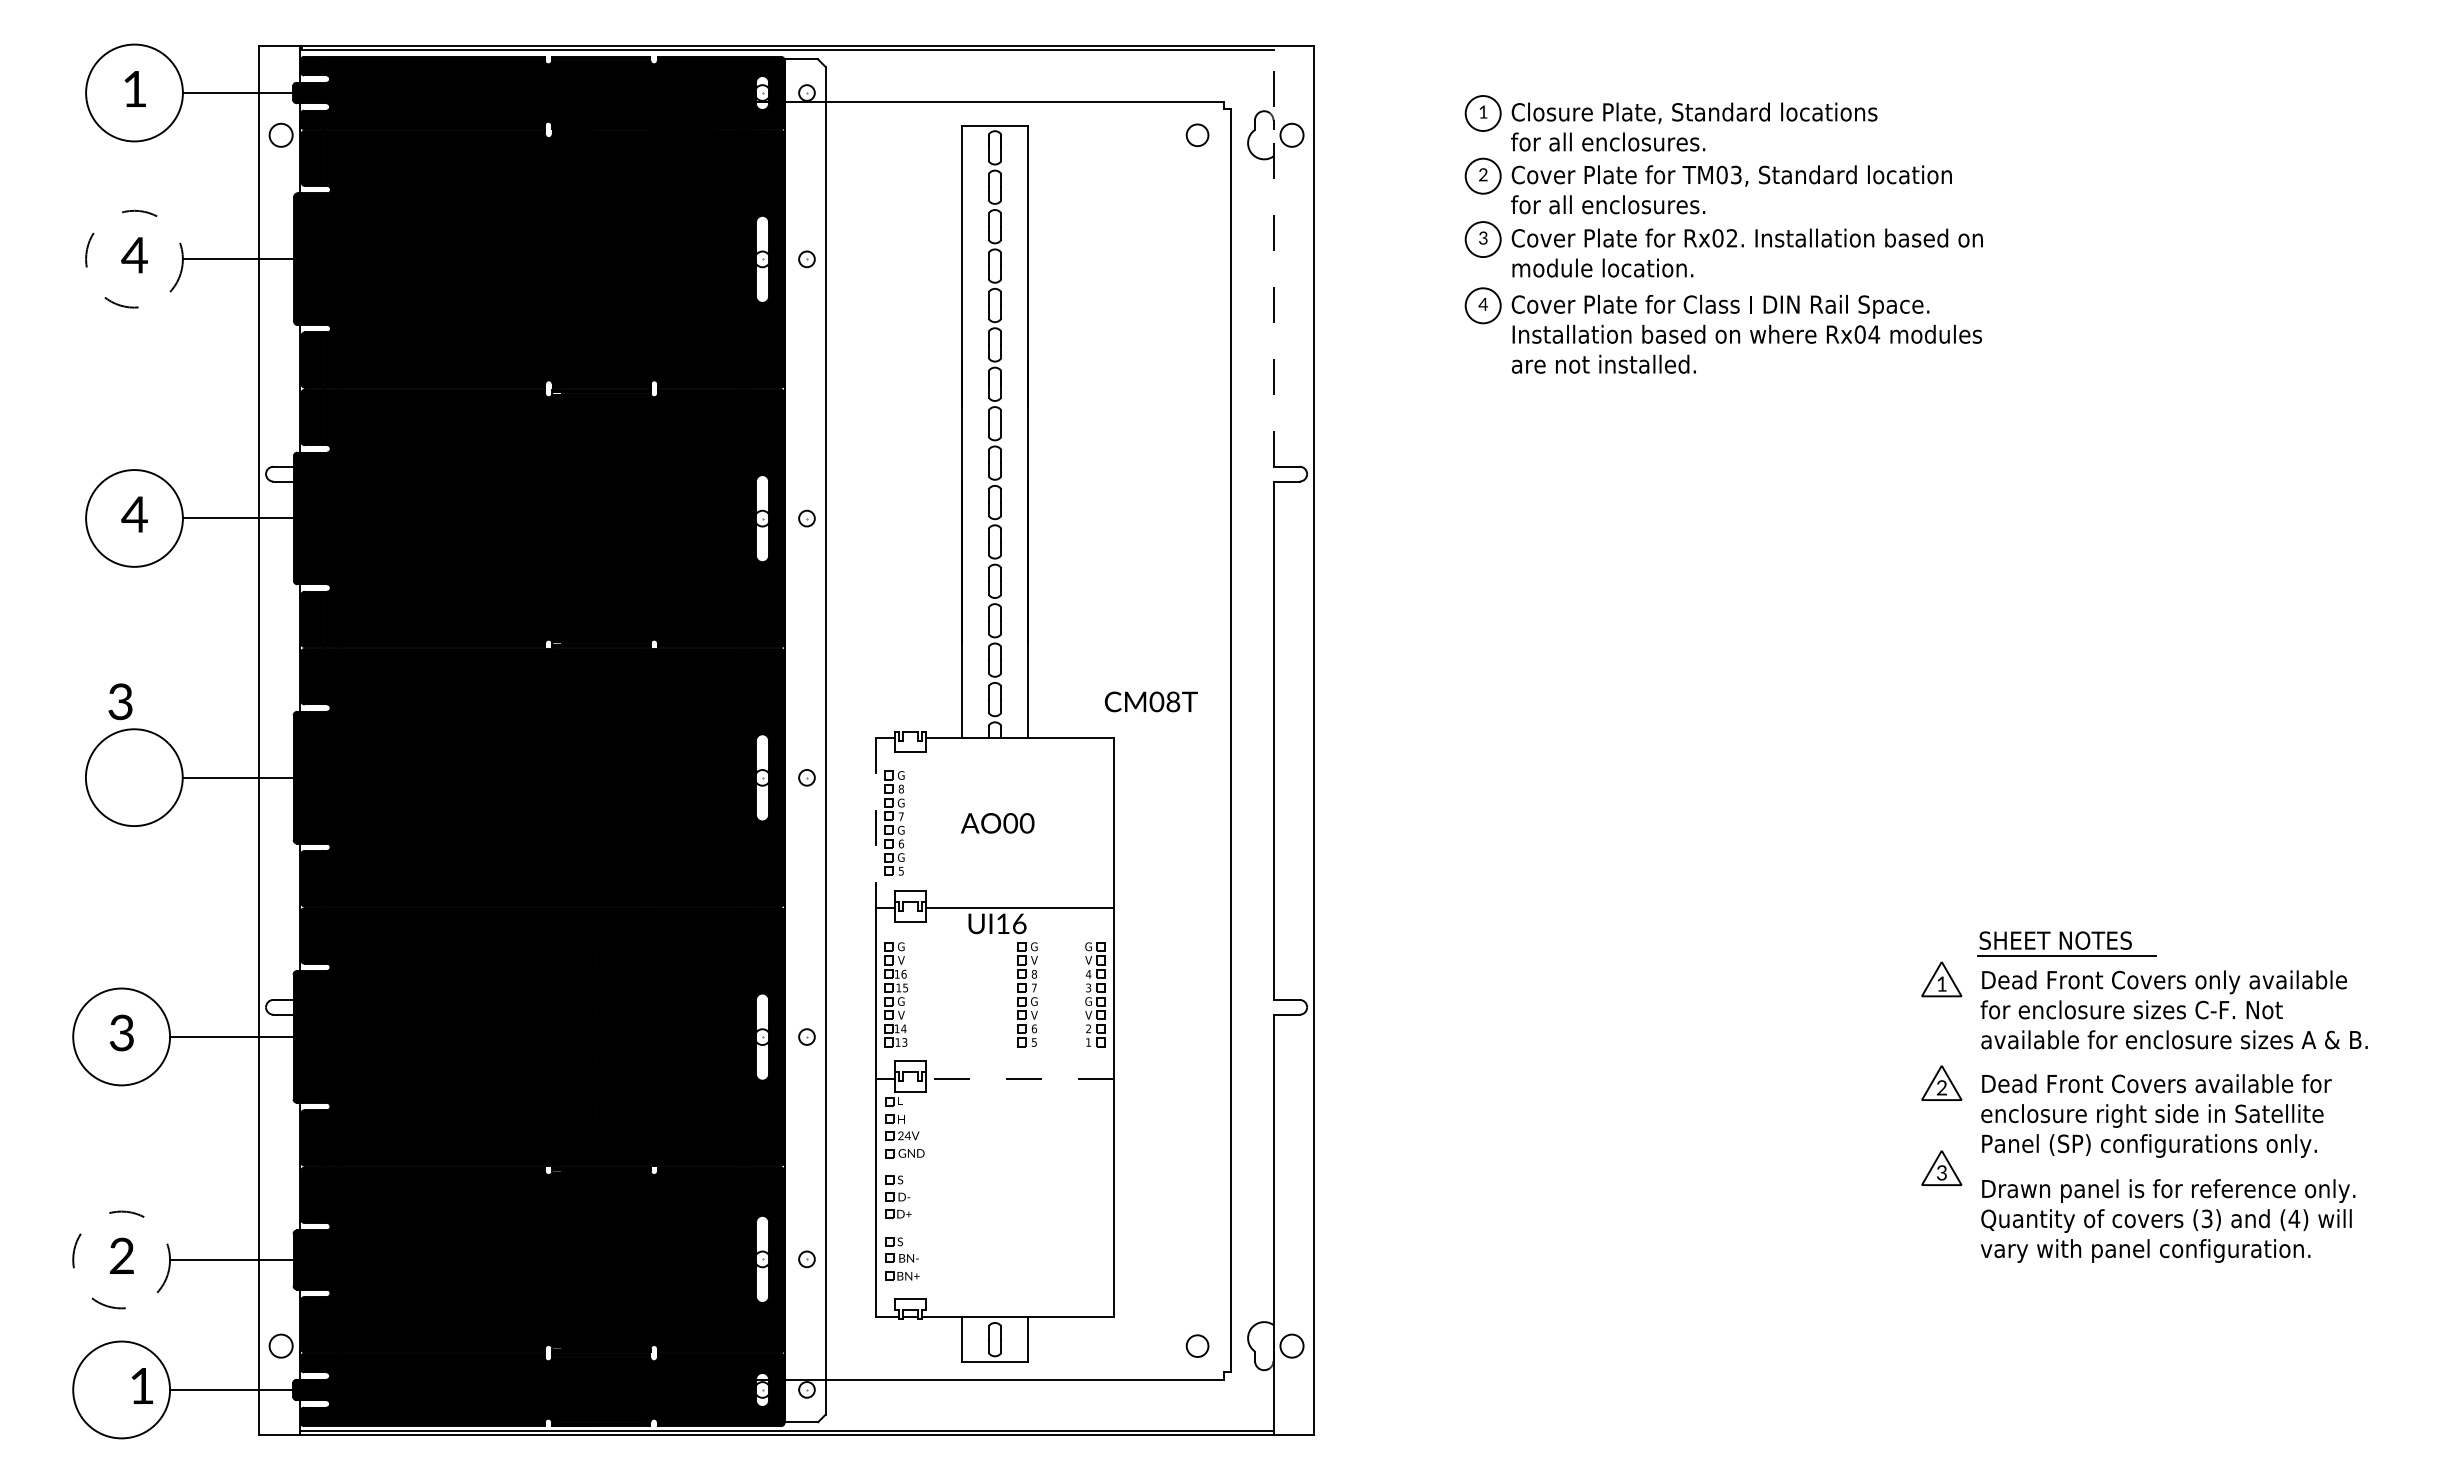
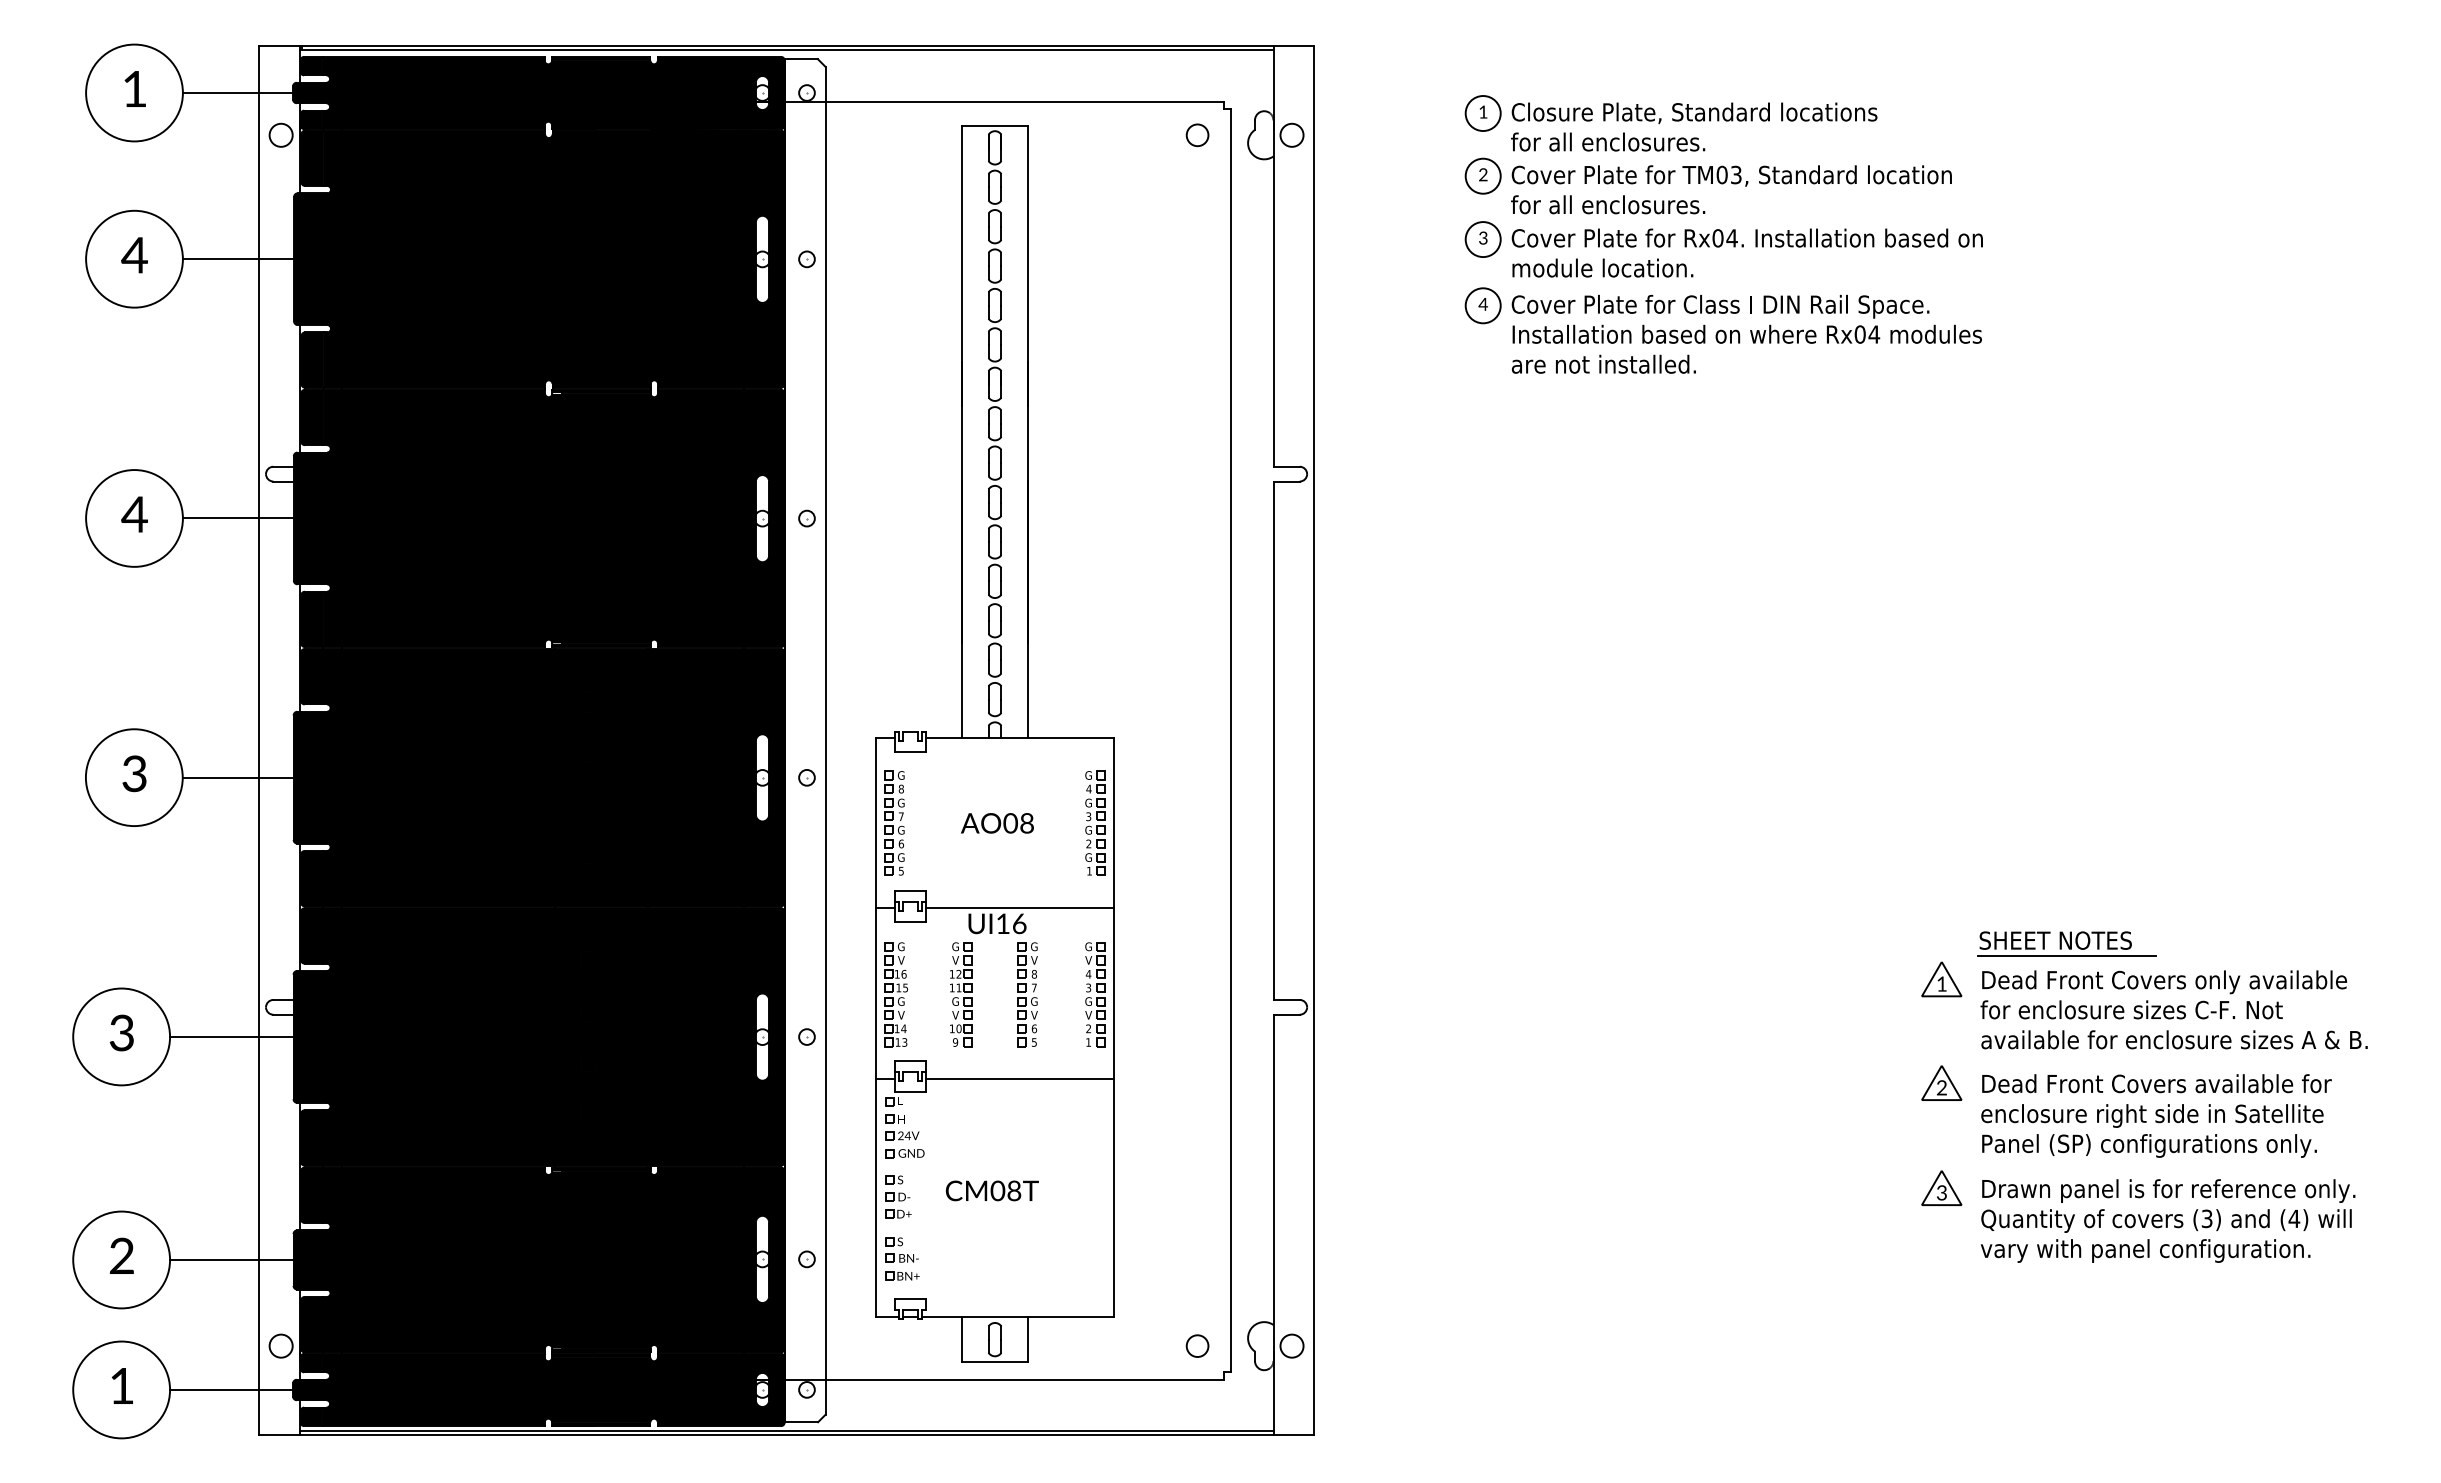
text: Rx02. -> Rx04. (1731, 238)
line: dashed -> solid (1273, 256)
circle: dashed -> solid (134, 258)
text position: (120, 701) -> (134, 773) (134, 773)
text position: (1151, 701) -> (992, 1190) (992, 1190)
part: none -> present (1095, 822)
line: dashed -> solid (875, 823)
text: AO00 -> AO08 (1026, 823)
part: none -> present (961, 994)
line: dashed -> solid (1019, 1078)
part position: (1941, 1167) -> (1941, 1187) (1941, 1187)
circle: dashed -> solid (121, 1259)
text position: (141, 1385) -> (121, 1385) (121, 1385)
